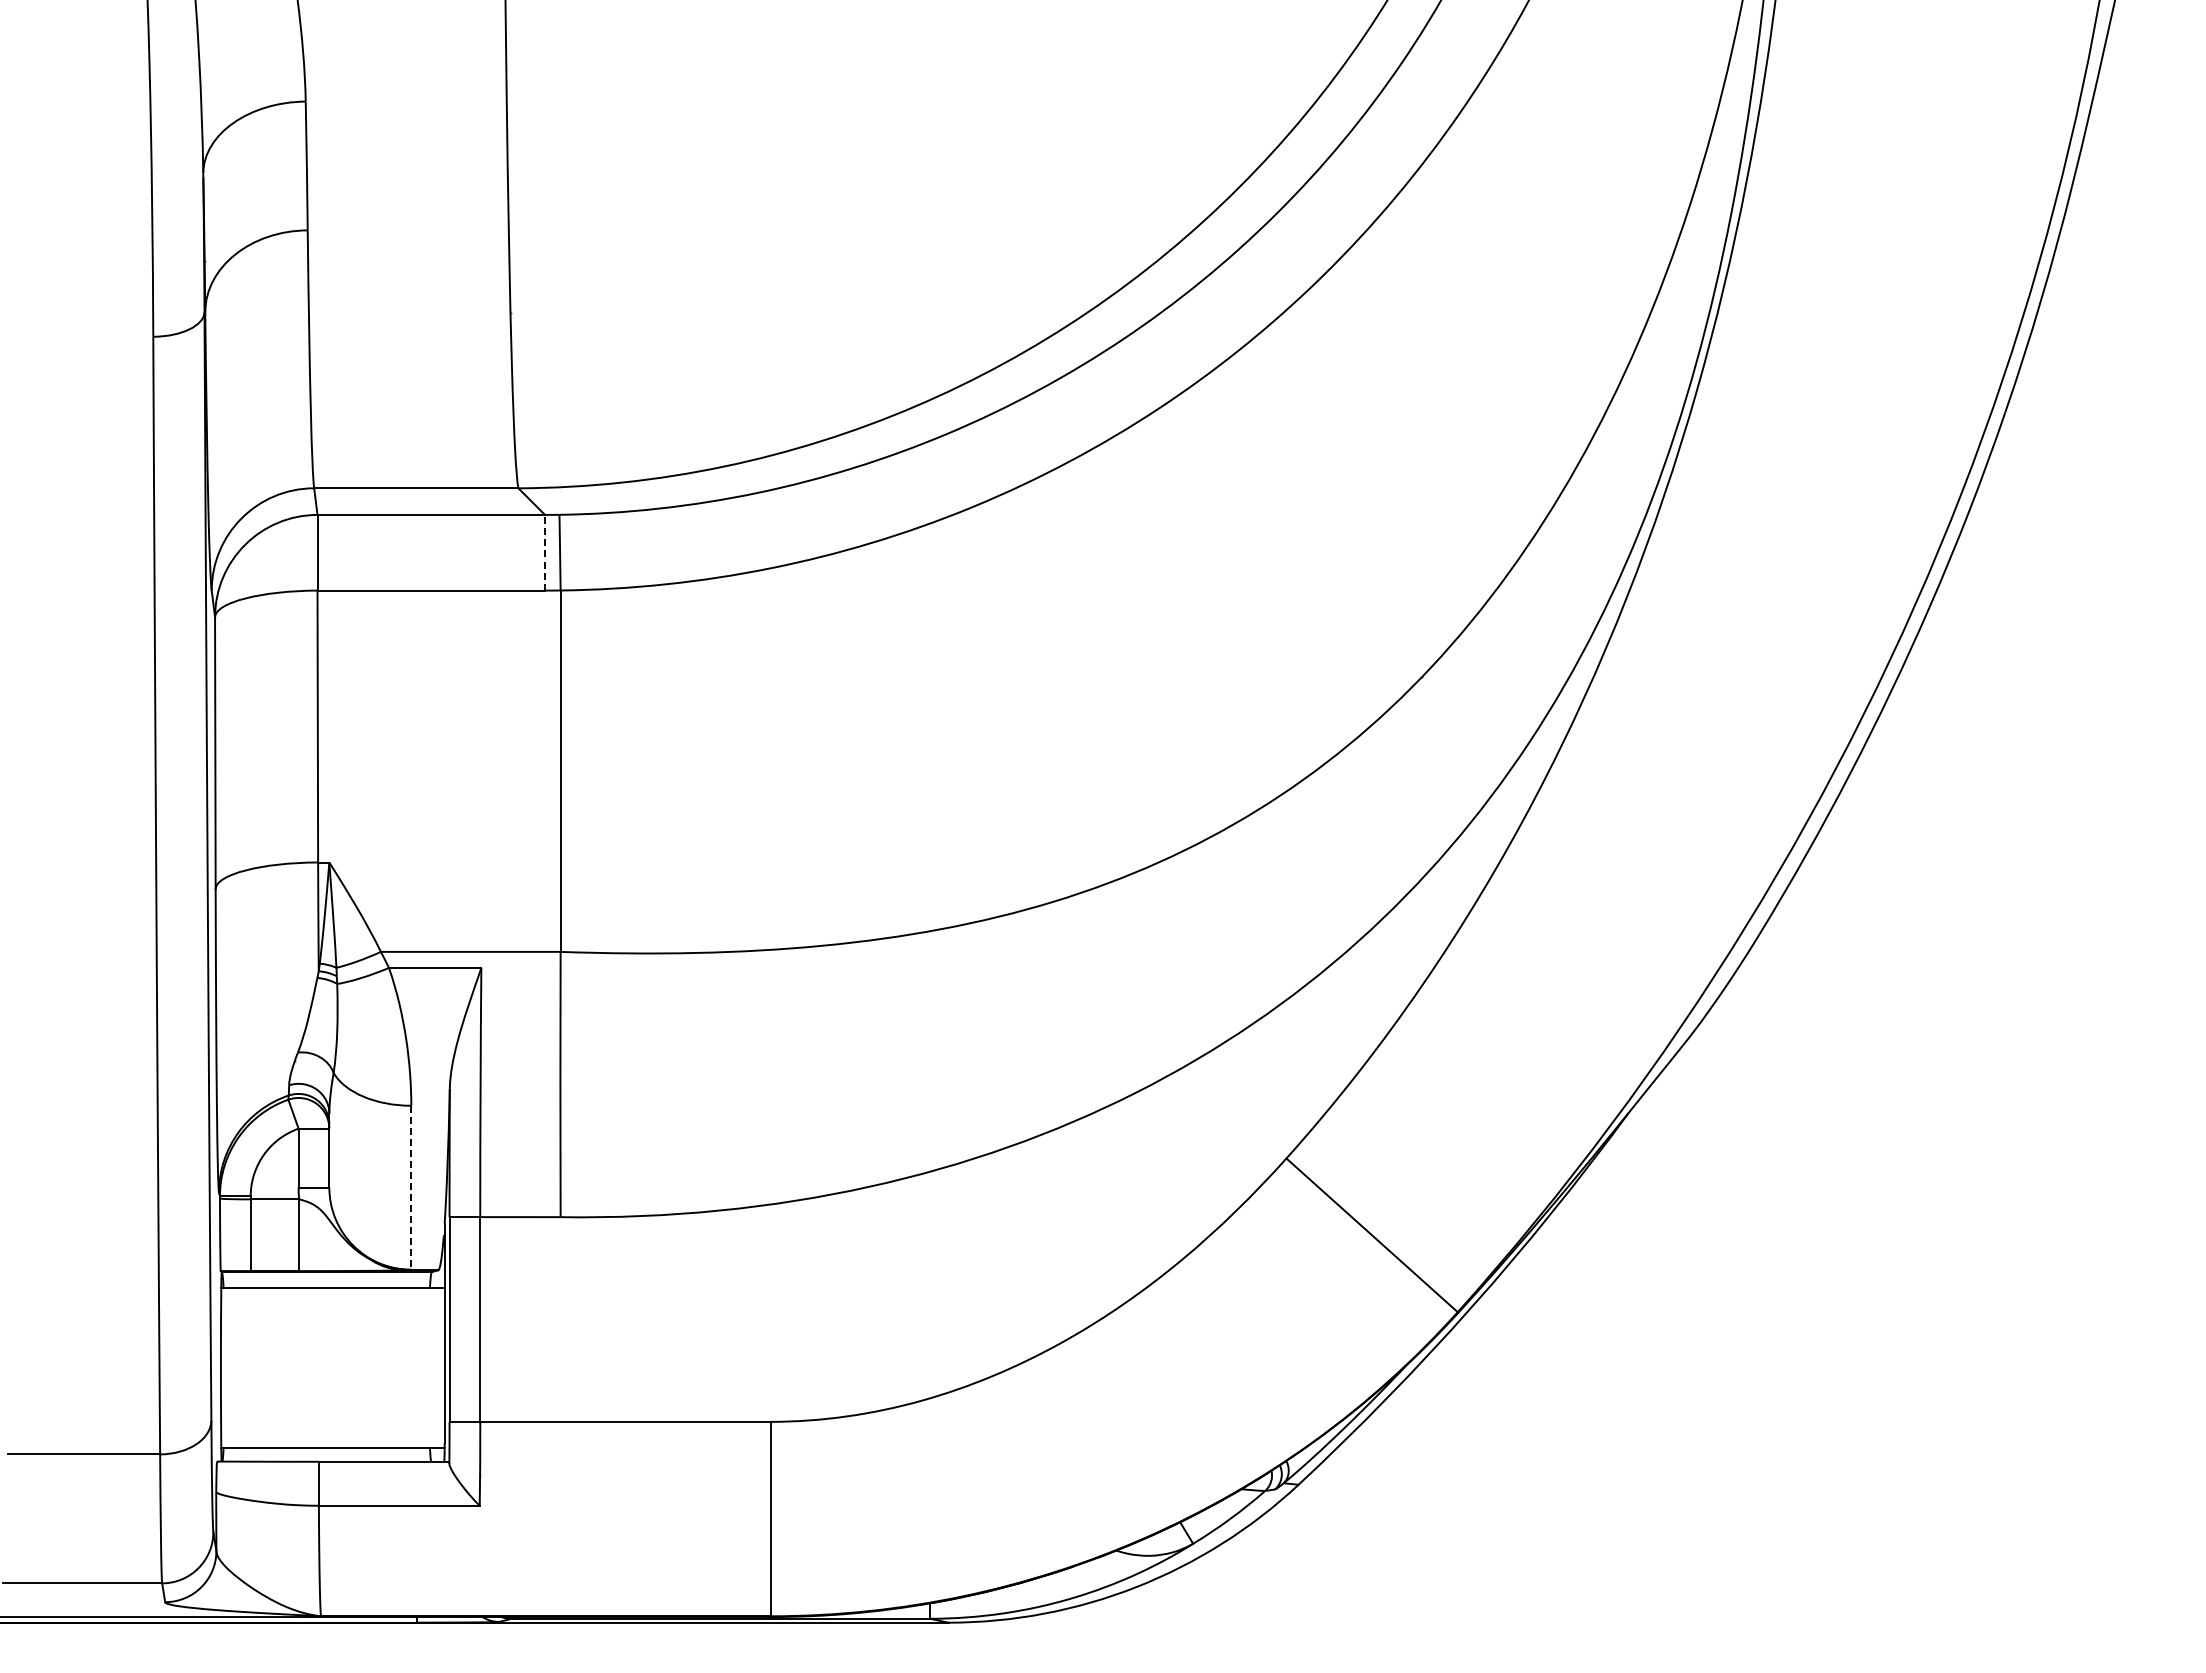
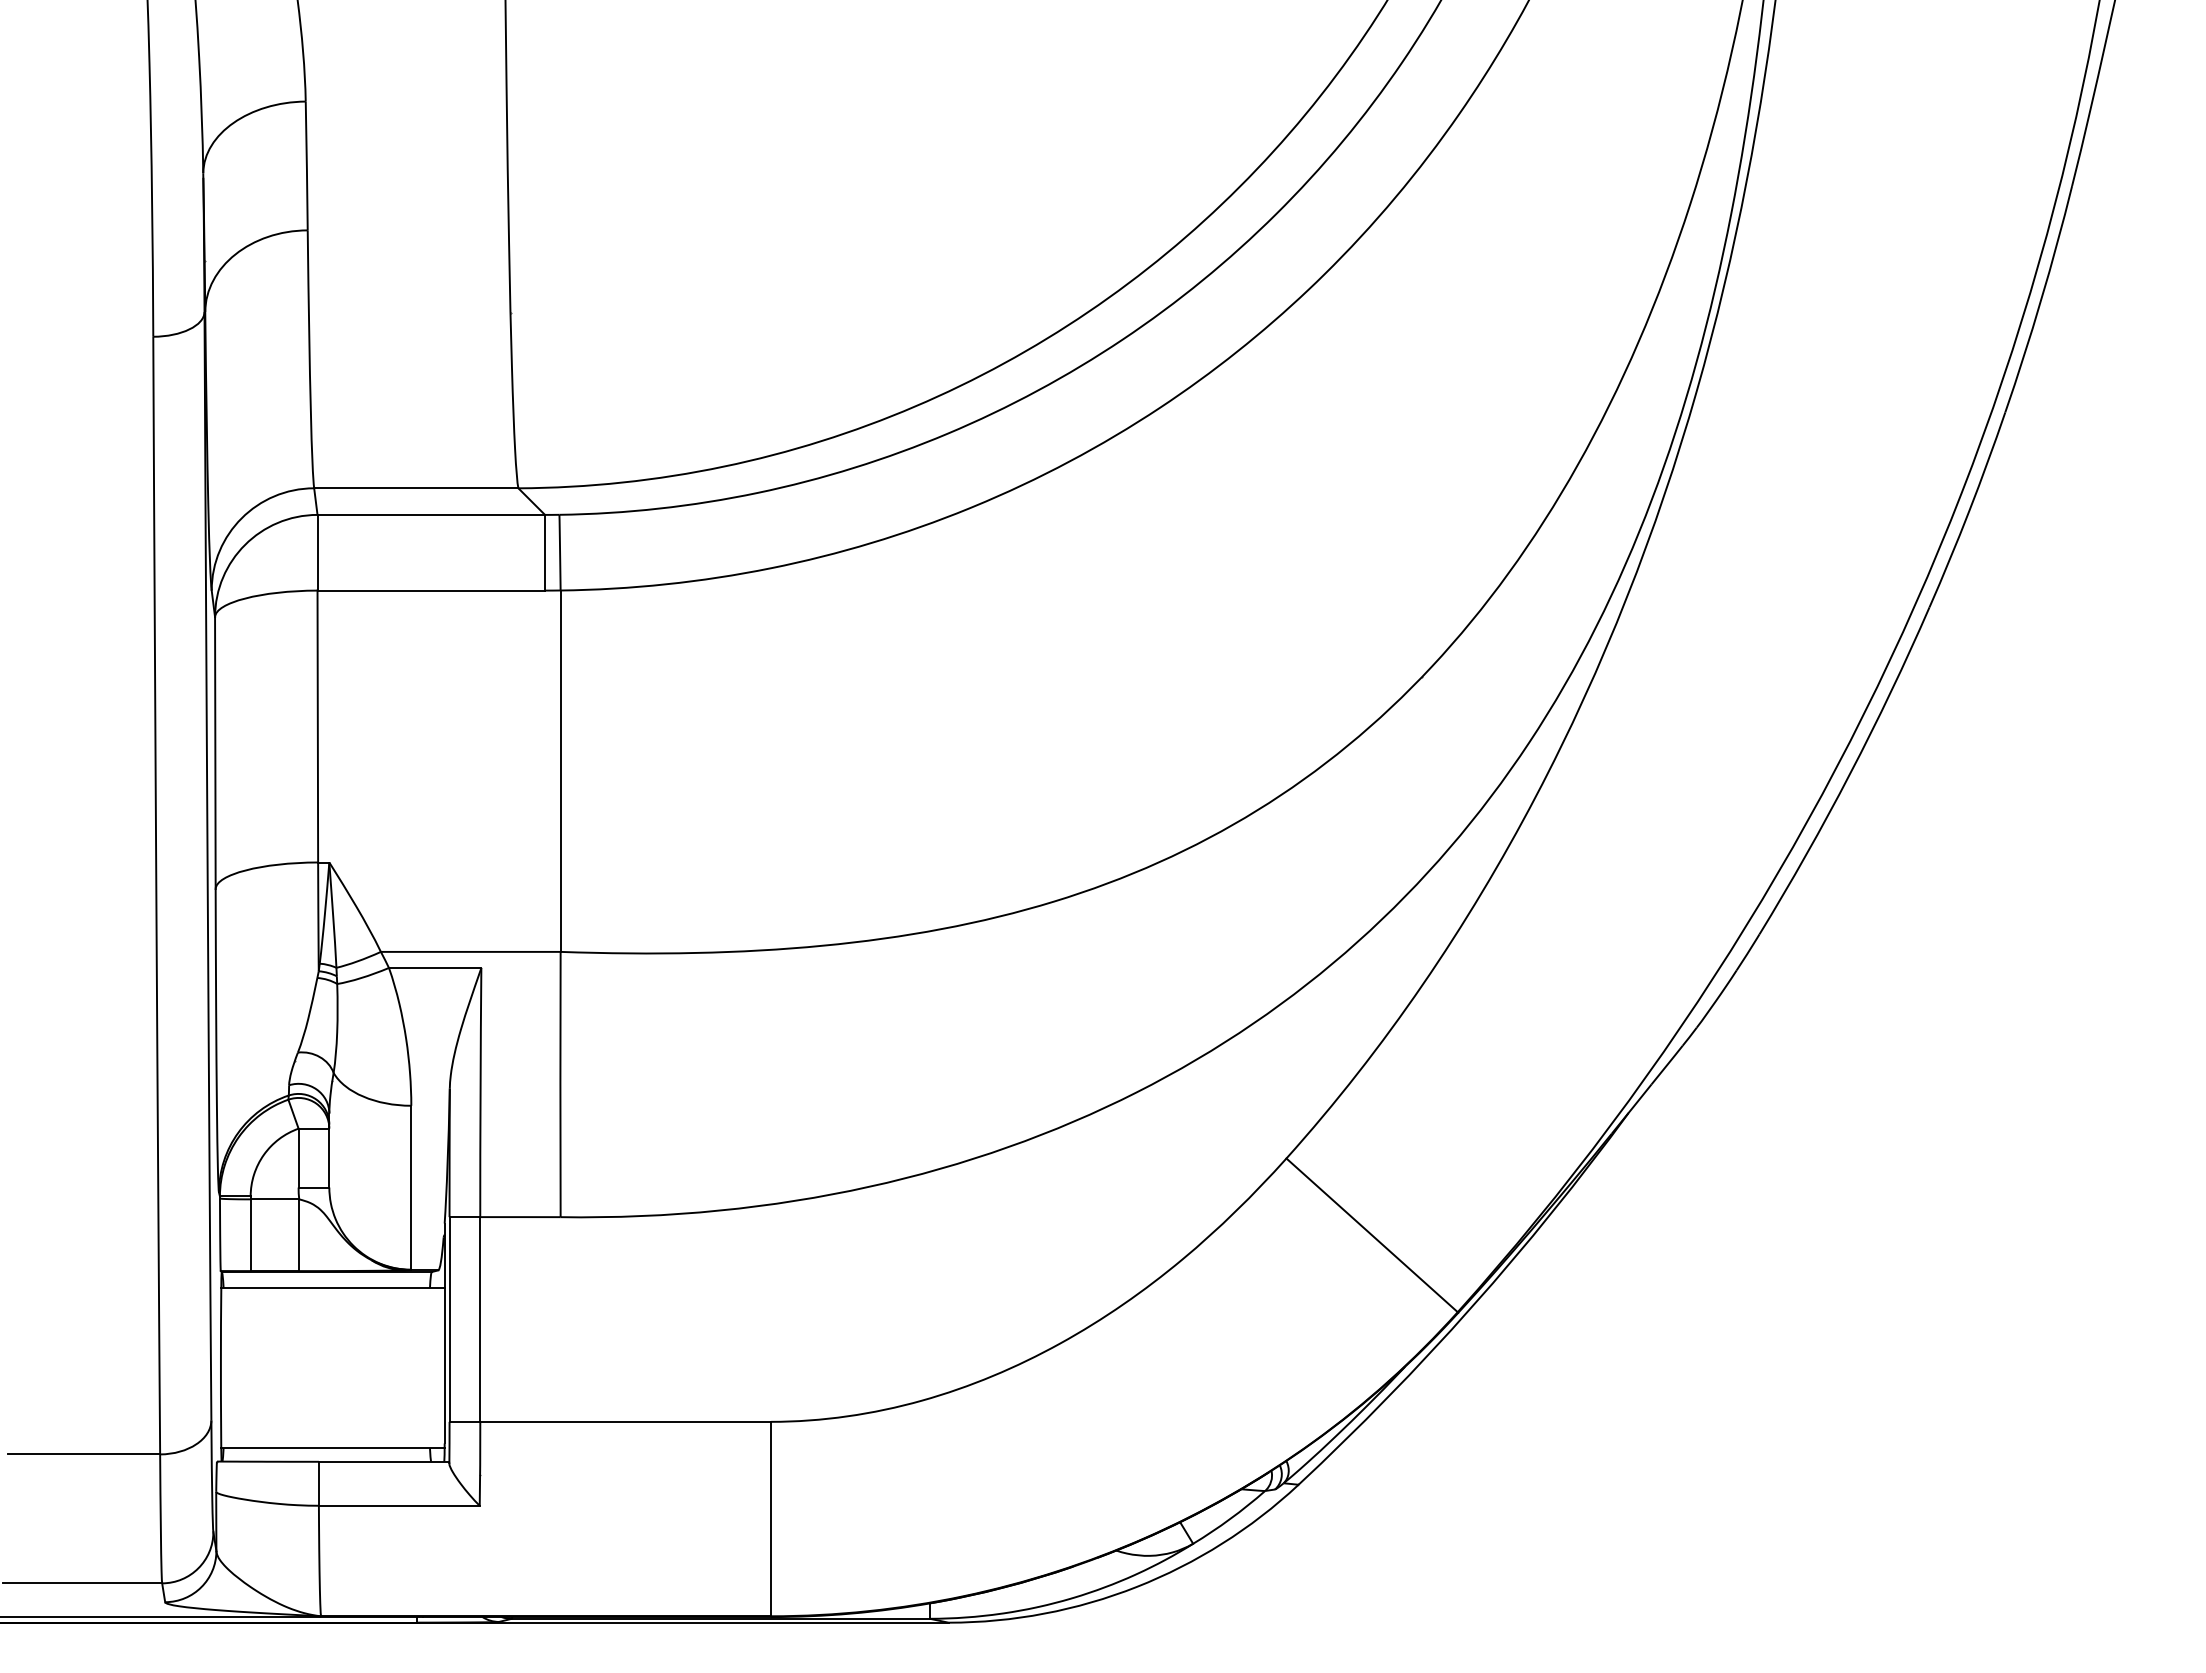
line: dashed -> solid (545, 552)
line: dashed -> solid (411, 1188)
